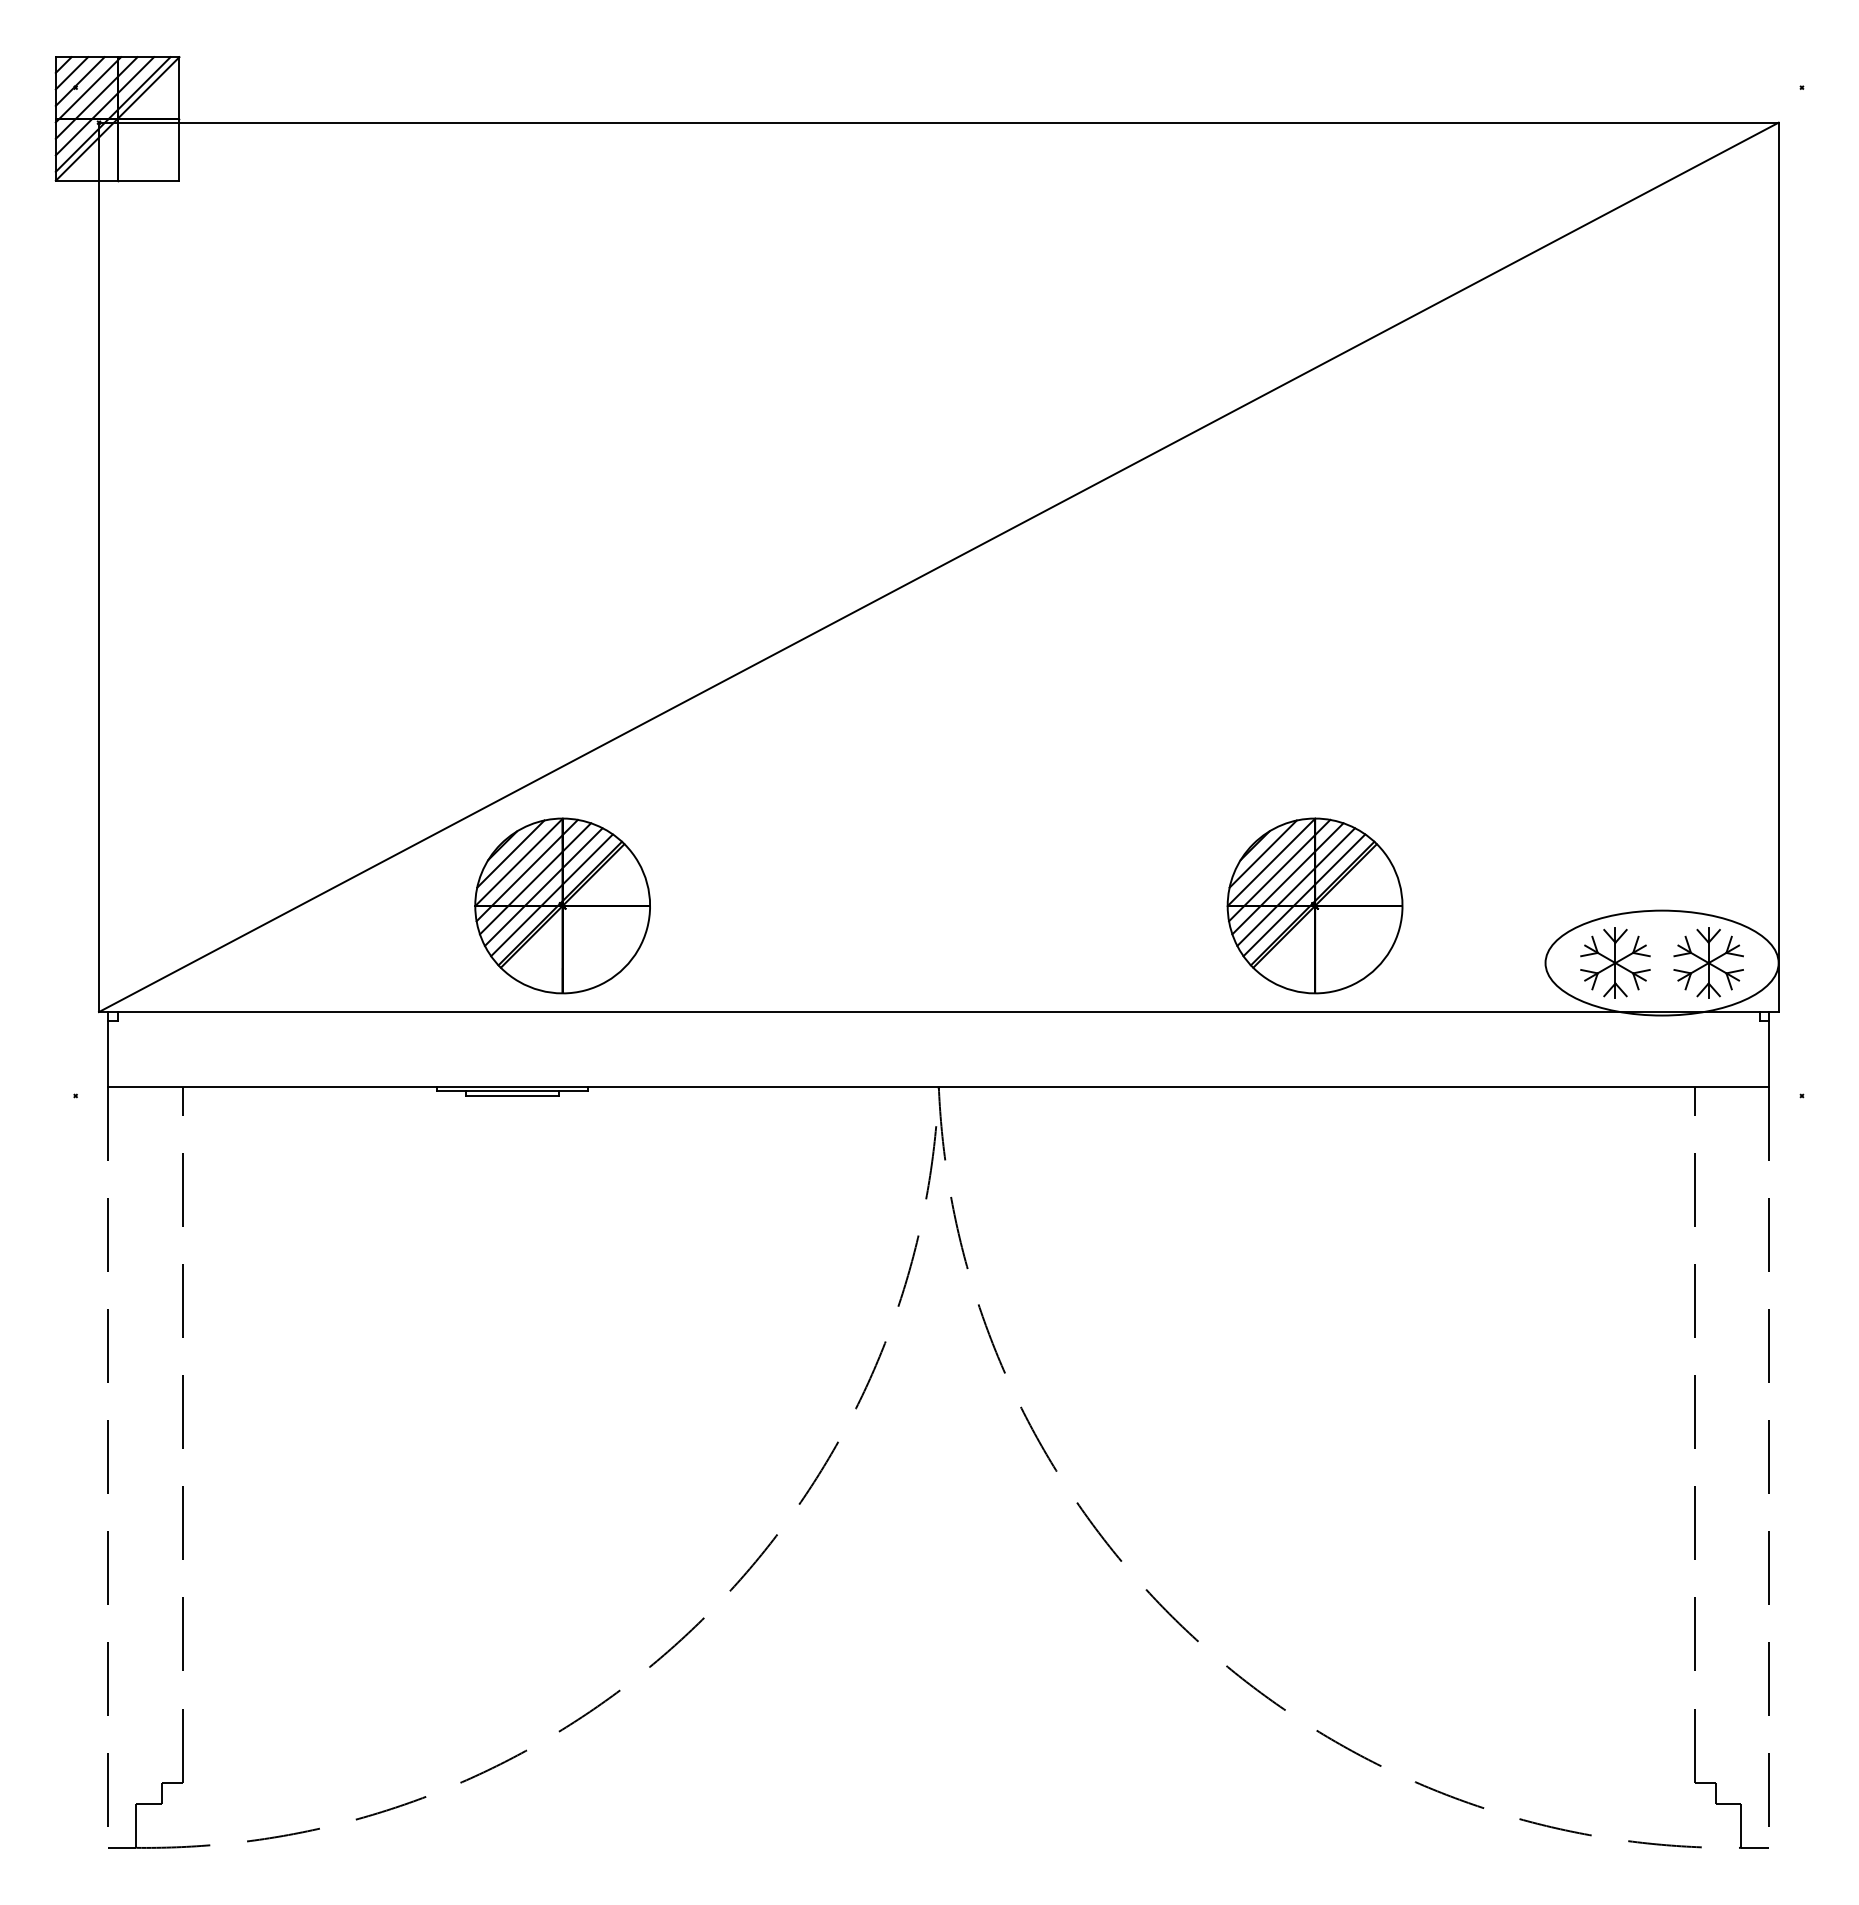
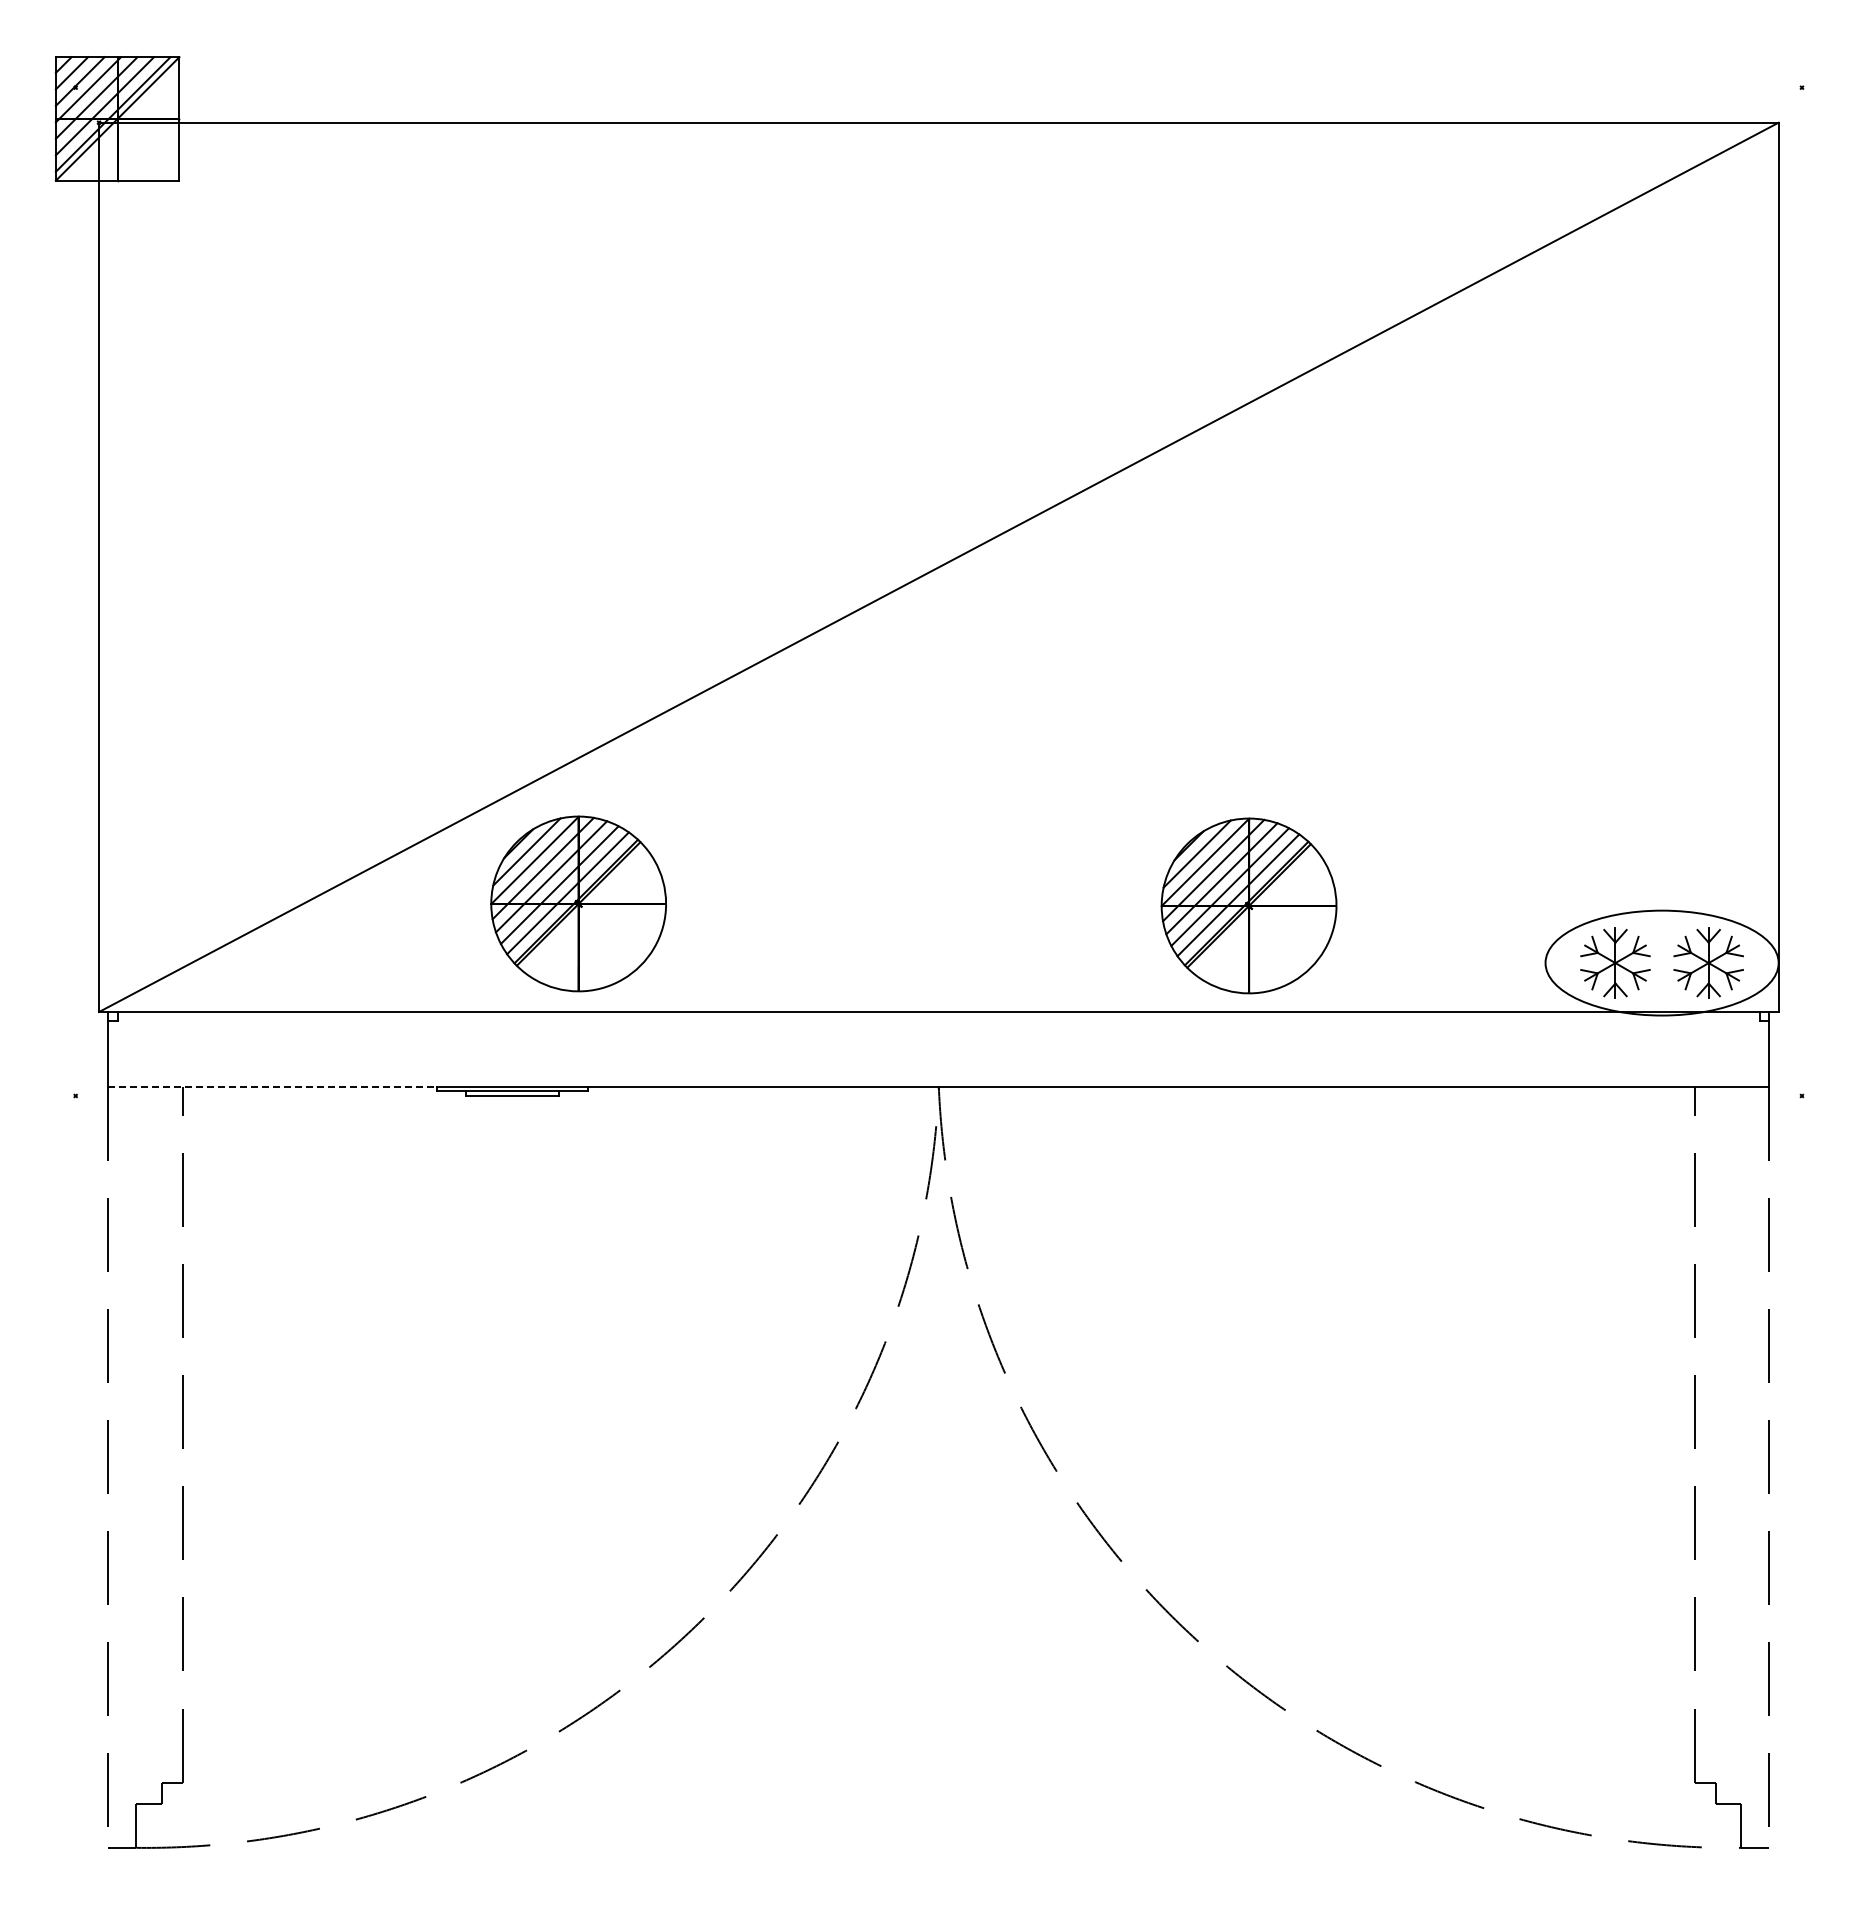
part position: (562, 905) -> (578, 903) (578, 903)
part position: (1314, 905) -> (1248, 905) (1248, 905)
line: solid -> dashed (273, 1086)
